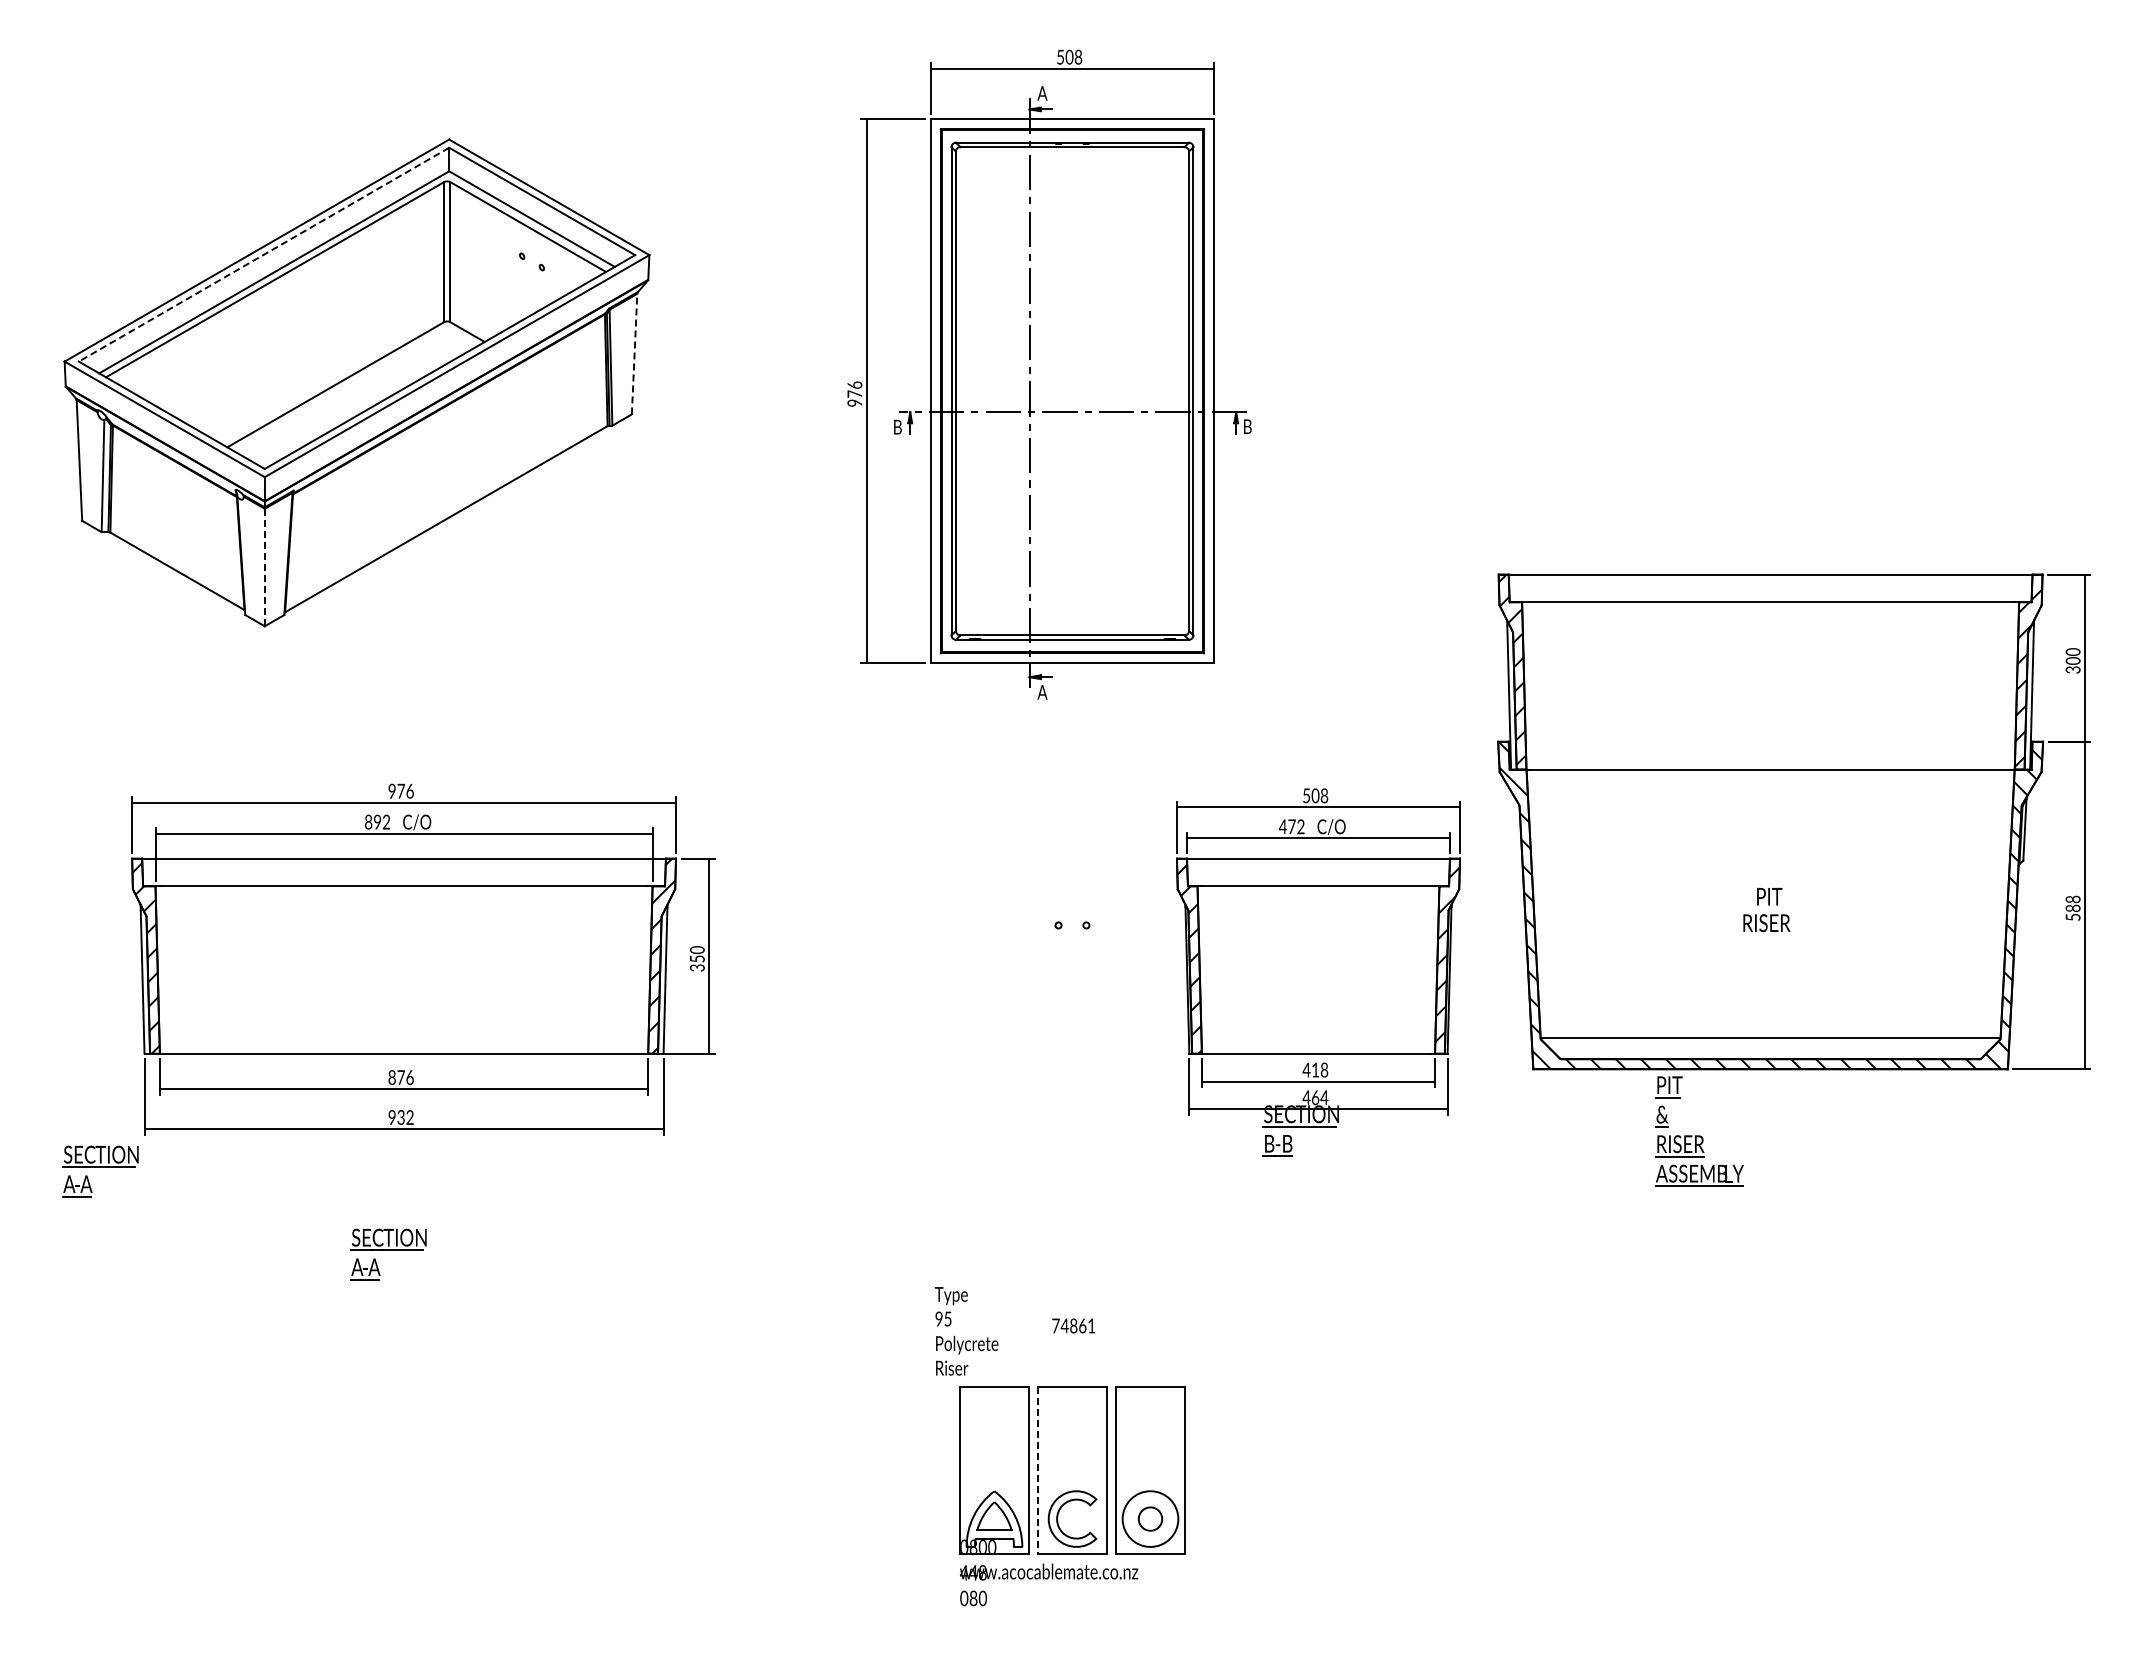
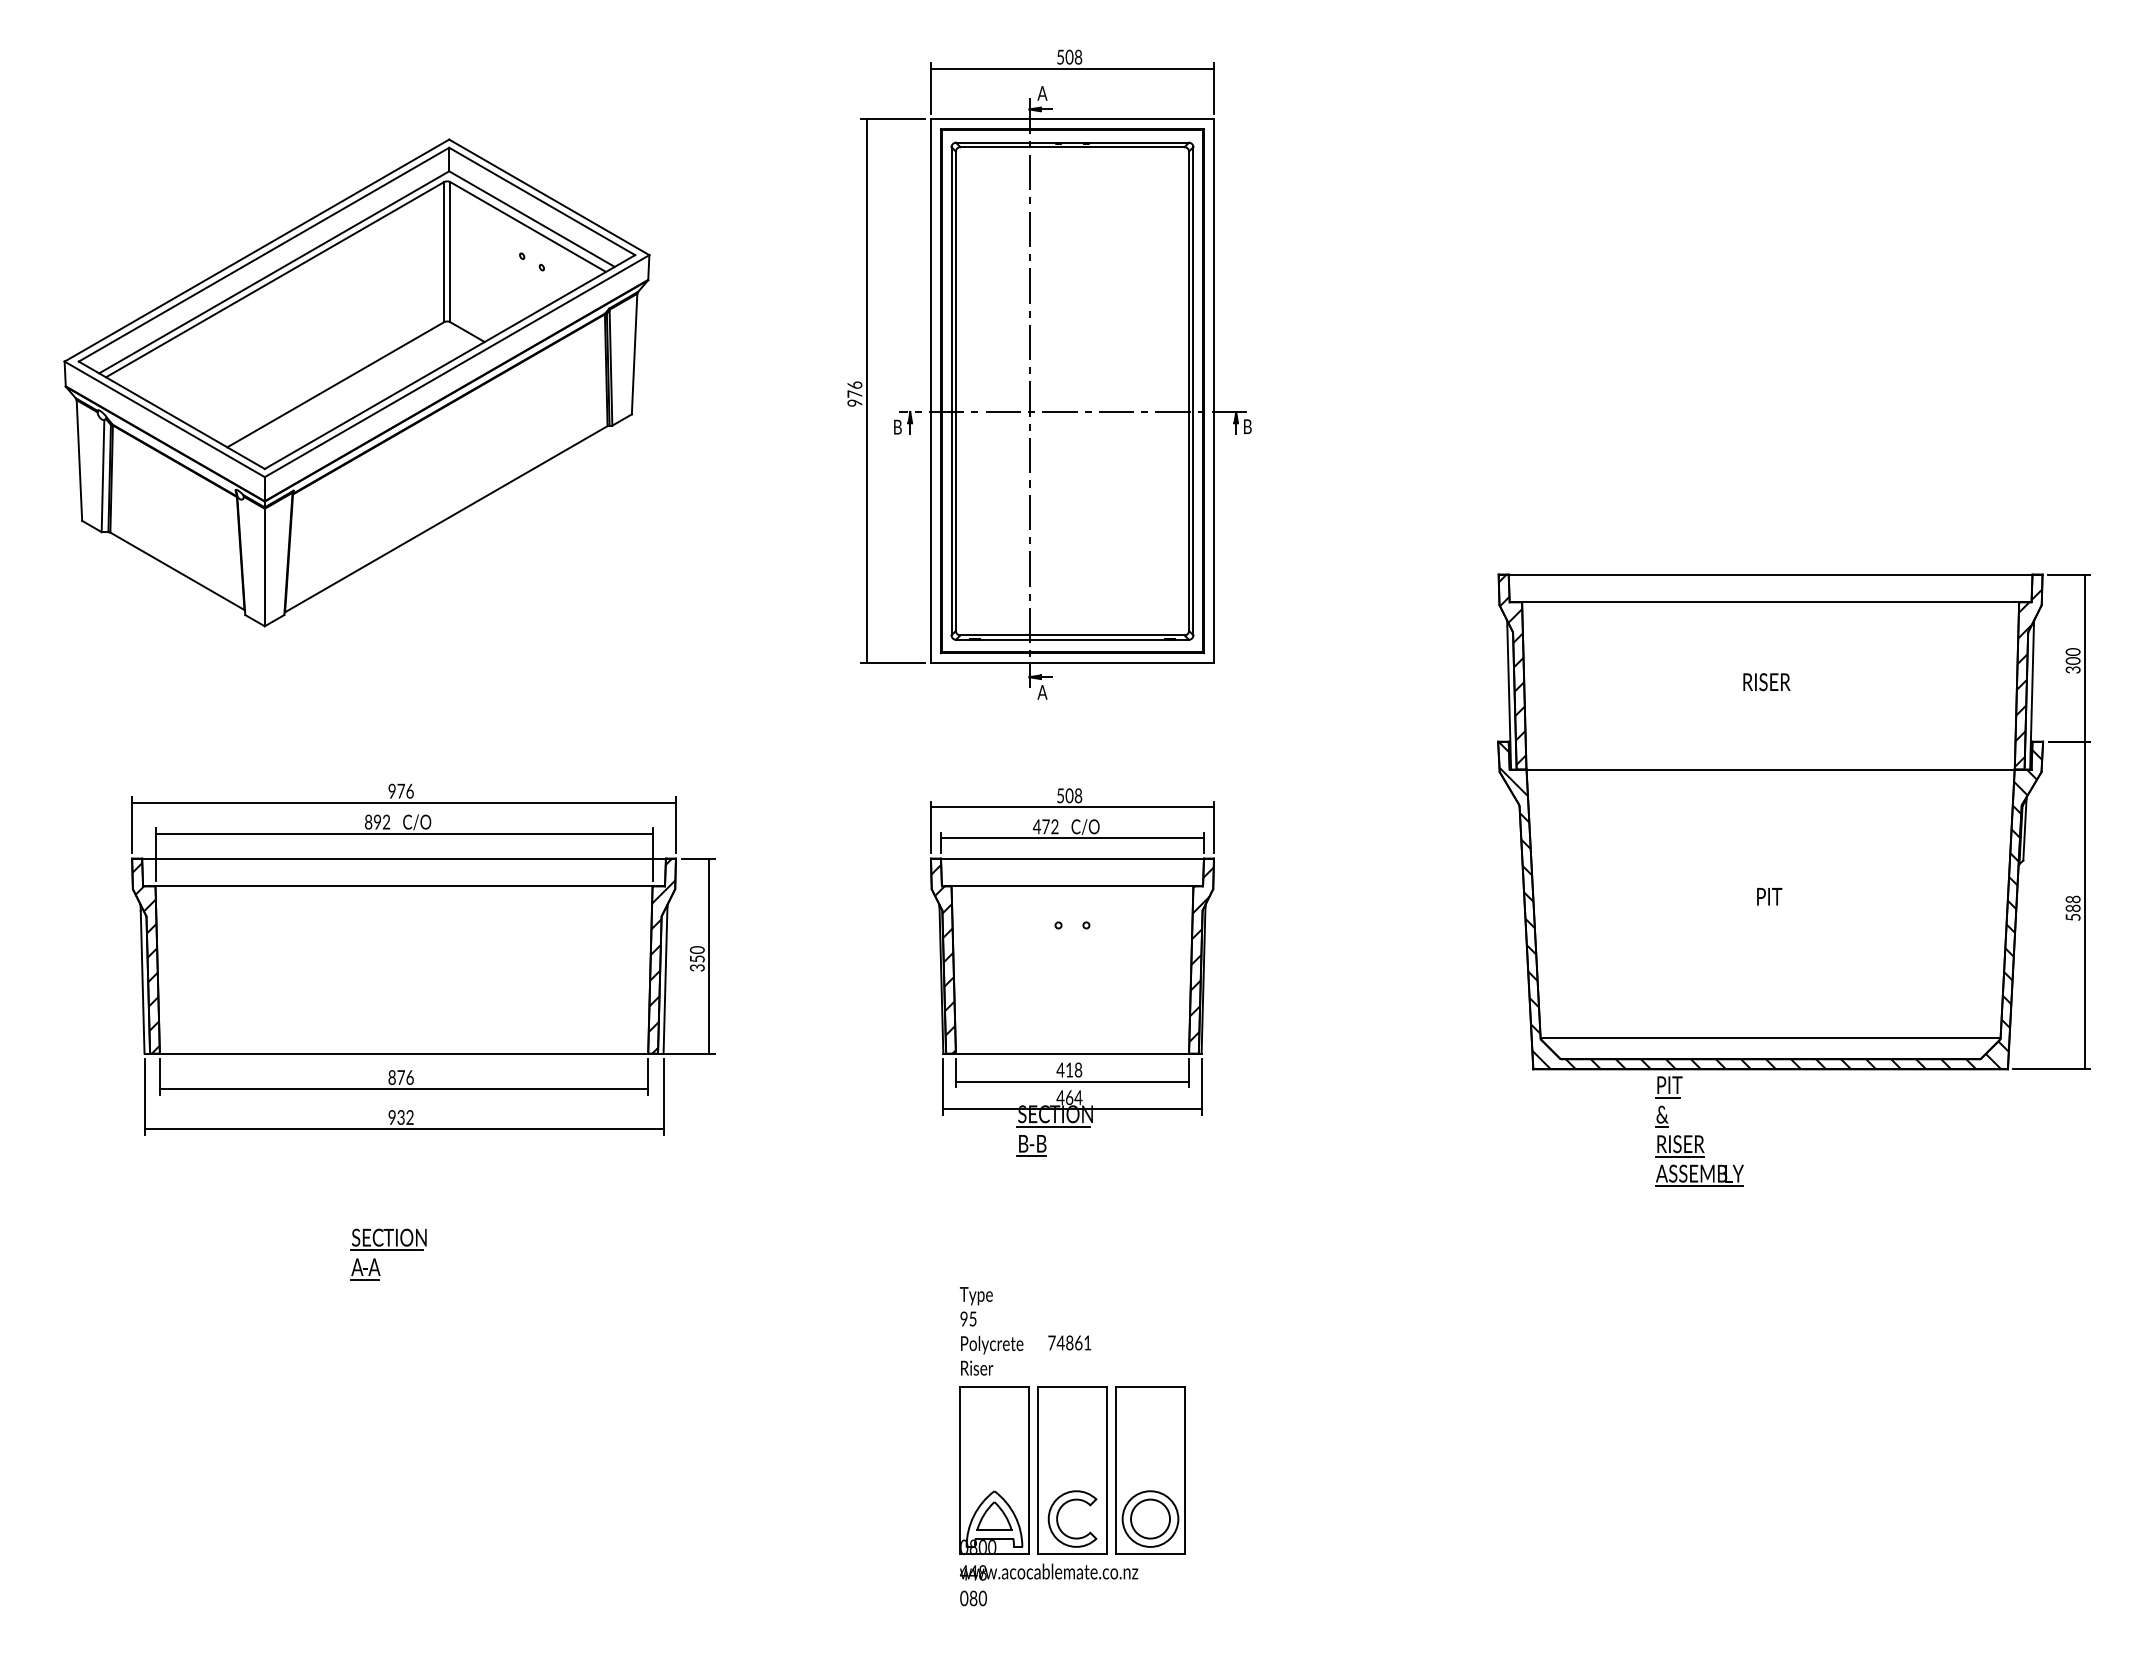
line: dashed -> solid (264, 254)
line: dashed -> solid (634, 353)
line: dashed -> solid (264, 567)
text position: (1766, 923) -> (1766, 682) (1766, 682)
part position: (1318, 972) -> (1072, 972) (1072, 972)
part: present -> none (100, 1171)
text position: (1073, 1325) -> (1069, 1342) (1069, 1342)
text position: (966, 1331) -> (991, 1331) (991, 1331)
line: dashed -> solid (1037, 1470)
circle diameter: 23 px -> 39 px (1150, 1518)
